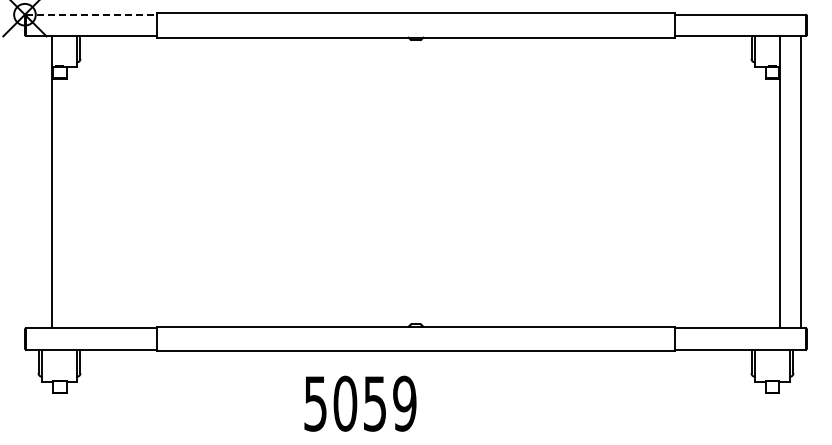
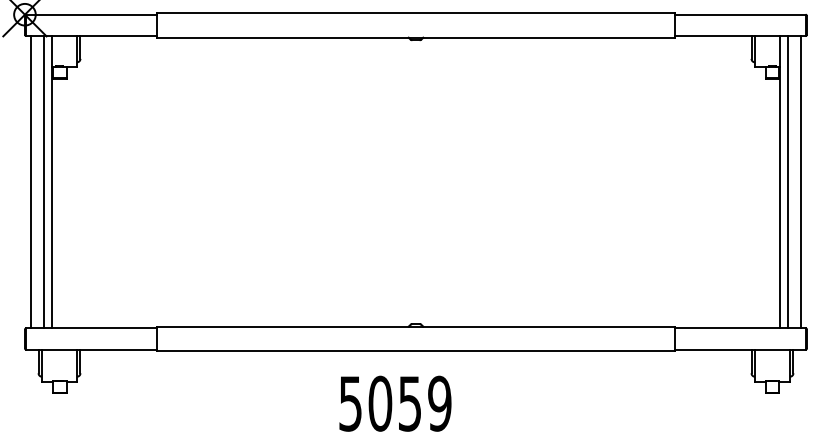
line: dashed -> solid (92, 14)
line: none -> present (30, 182)
line: none -> present (44, 182)
line: none -> present (787, 182)
text position: (360, 403) -> (395, 403) (395, 403)
